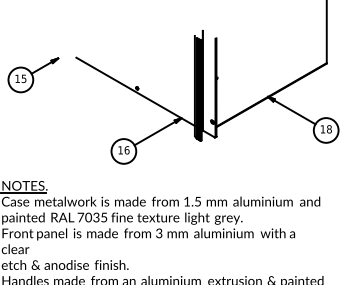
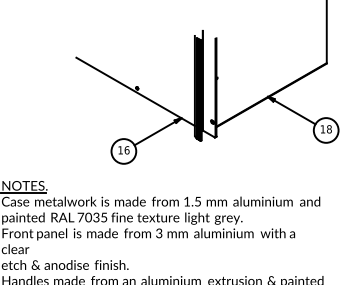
part: present -> none (33, 75)
